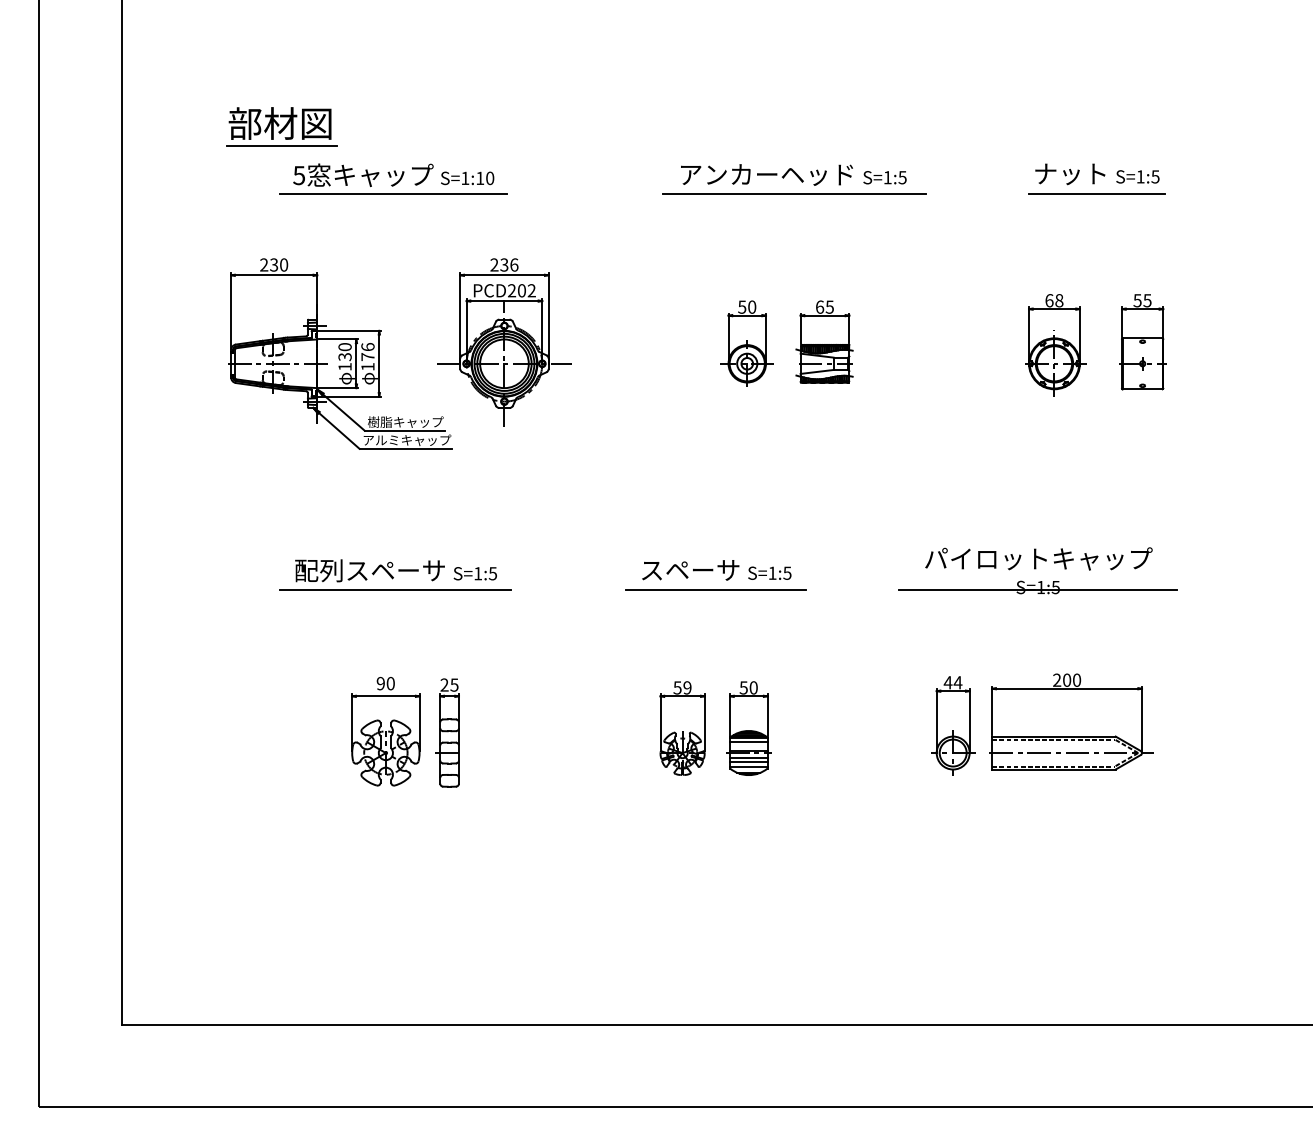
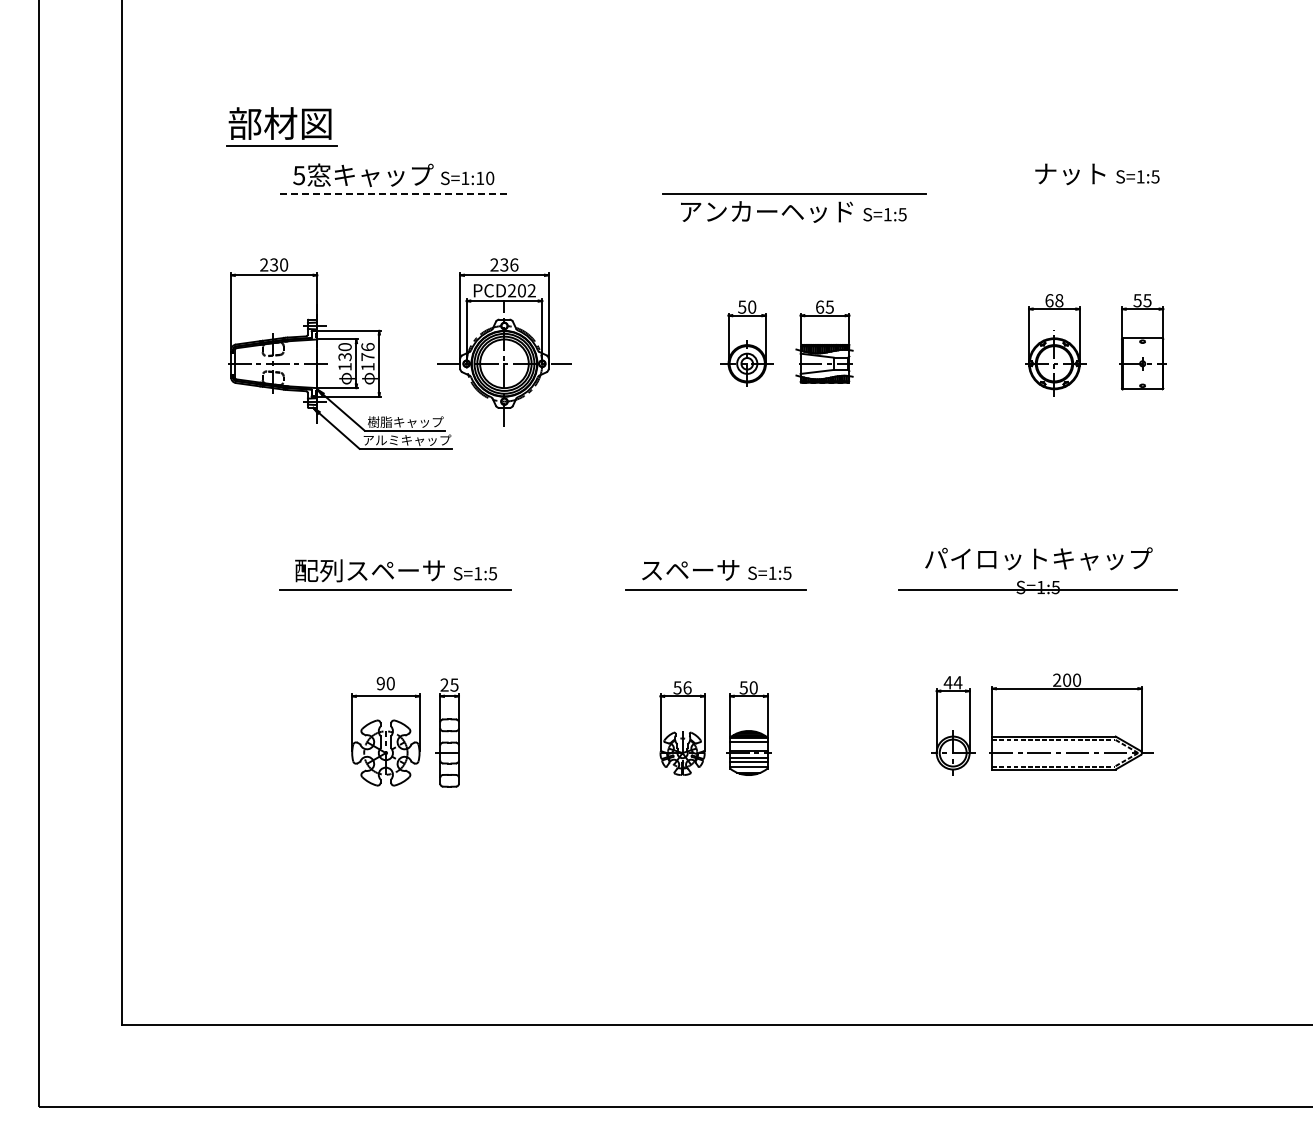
text position: (793, 174) -> (793, 211) (793, 211)
line: solid -> dashed (394, 193)
line: present -> none (1096, 193)
text: 59 -> 56 (687, 687)
